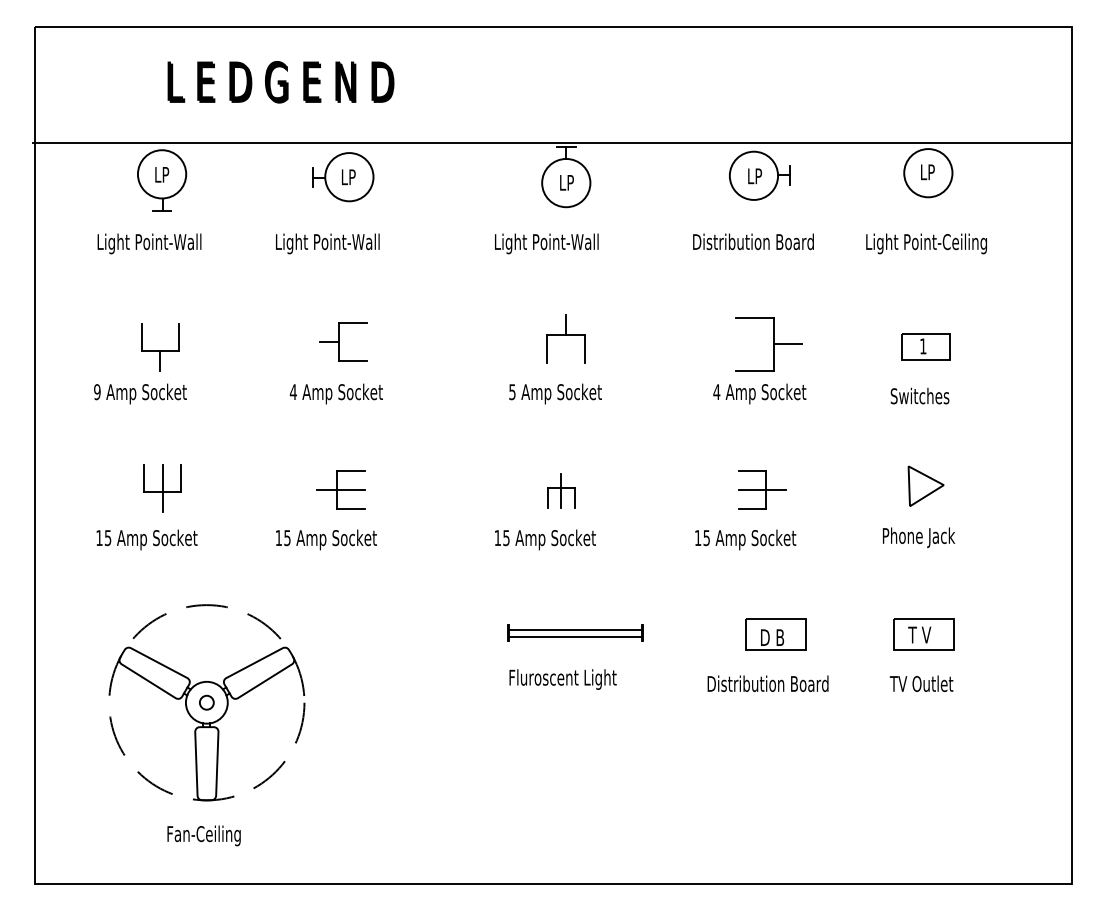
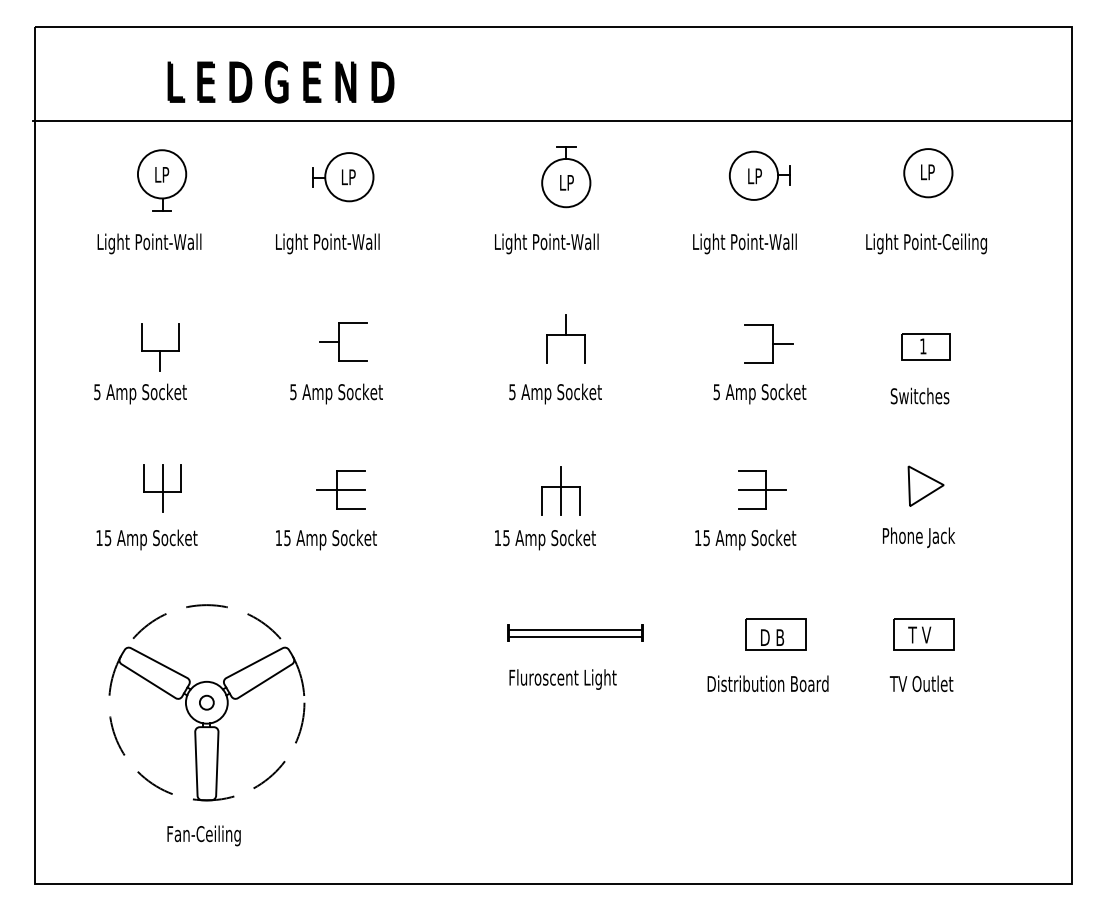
line position: (552, 142) -> (552, 120) (552, 120)
text: Distribution Board -> Light Point-Wall (753, 243)
part size: 68x55 px -> 50x40 px (768, 343)
text: 9 -> 5 (97, 391)
text: 4 -> 5 (292, 392)
text: 4 -> 5 (716, 392)
part size: 29x36 px -> 40x50 px (560, 490)
